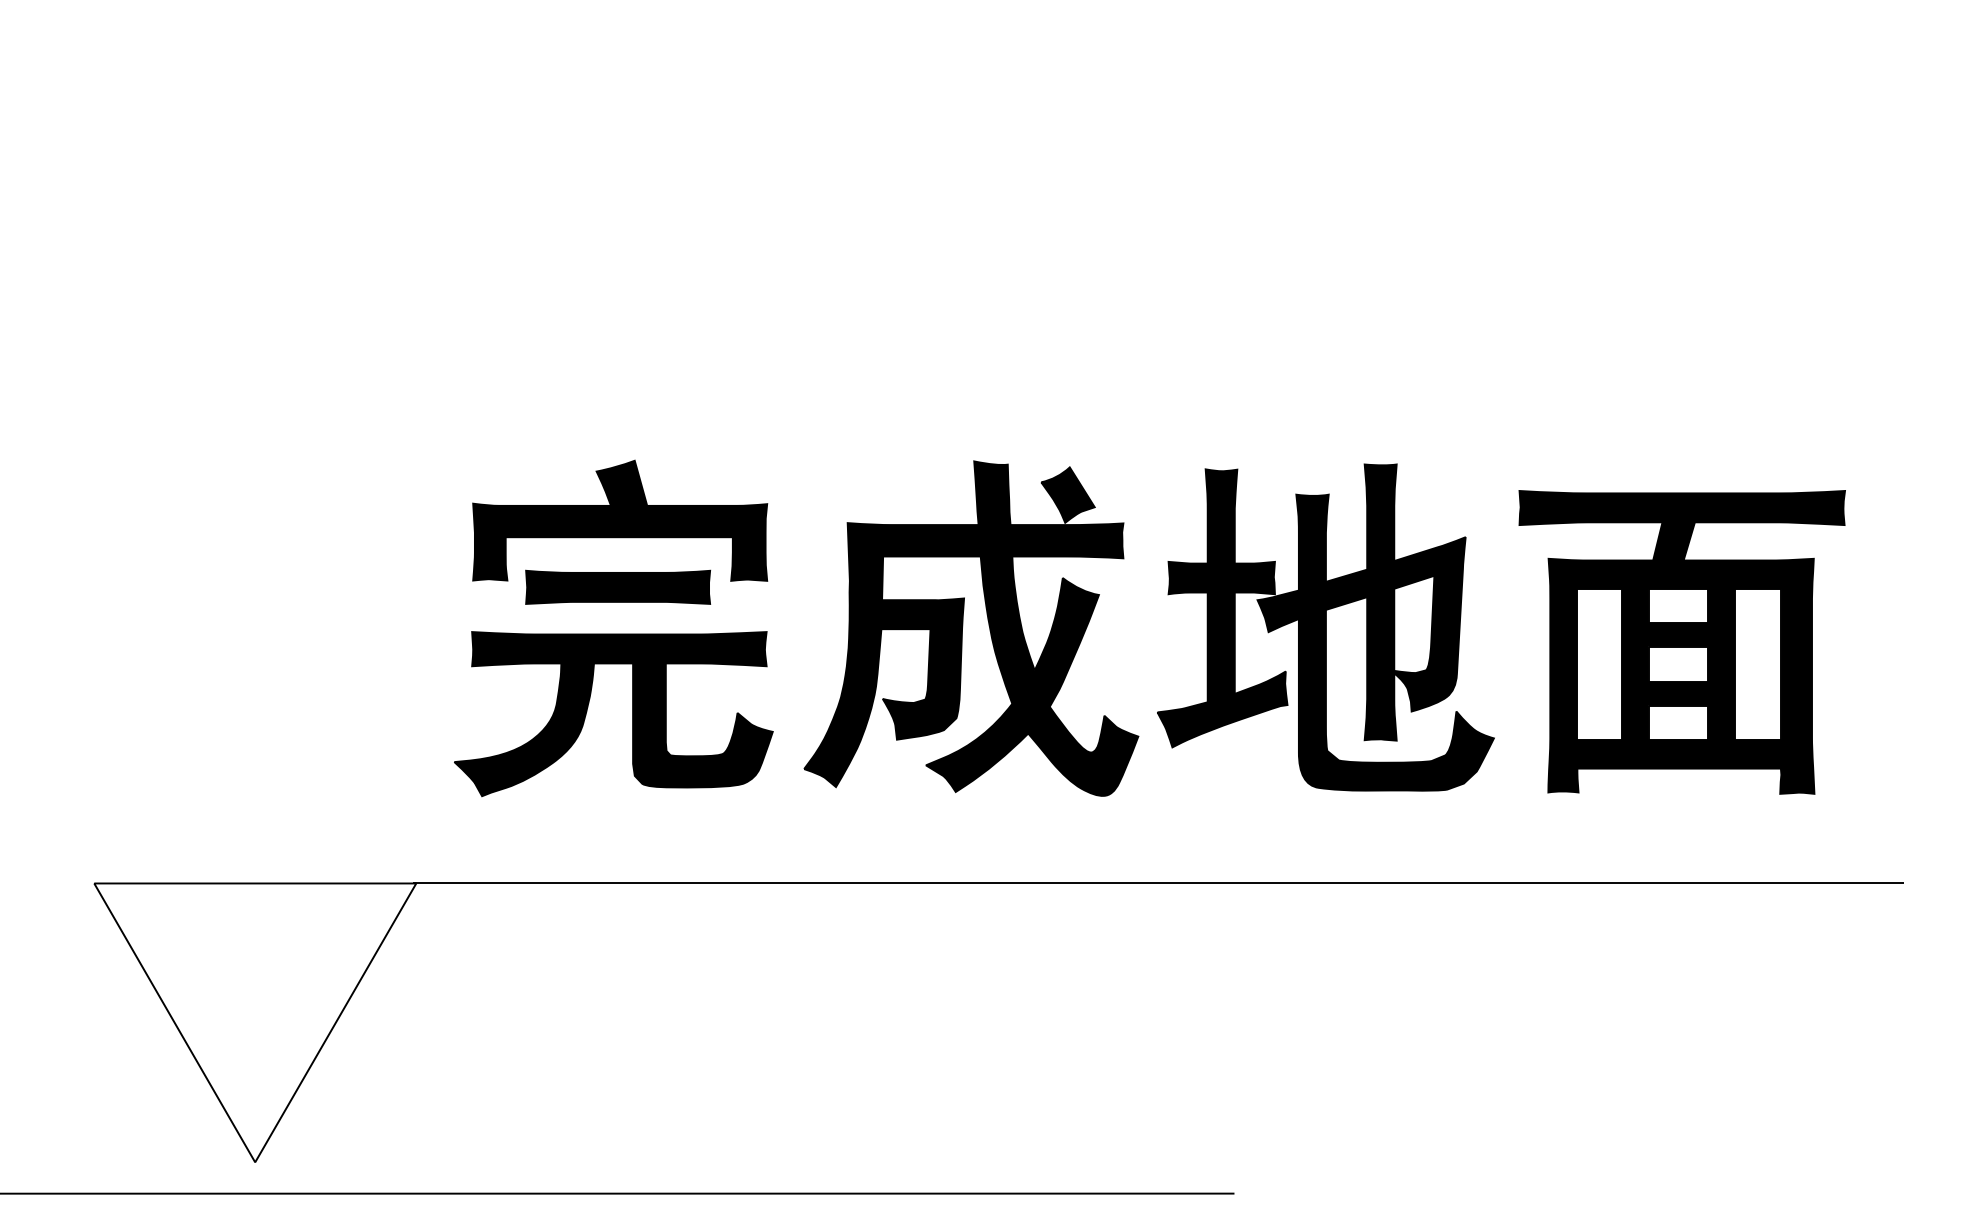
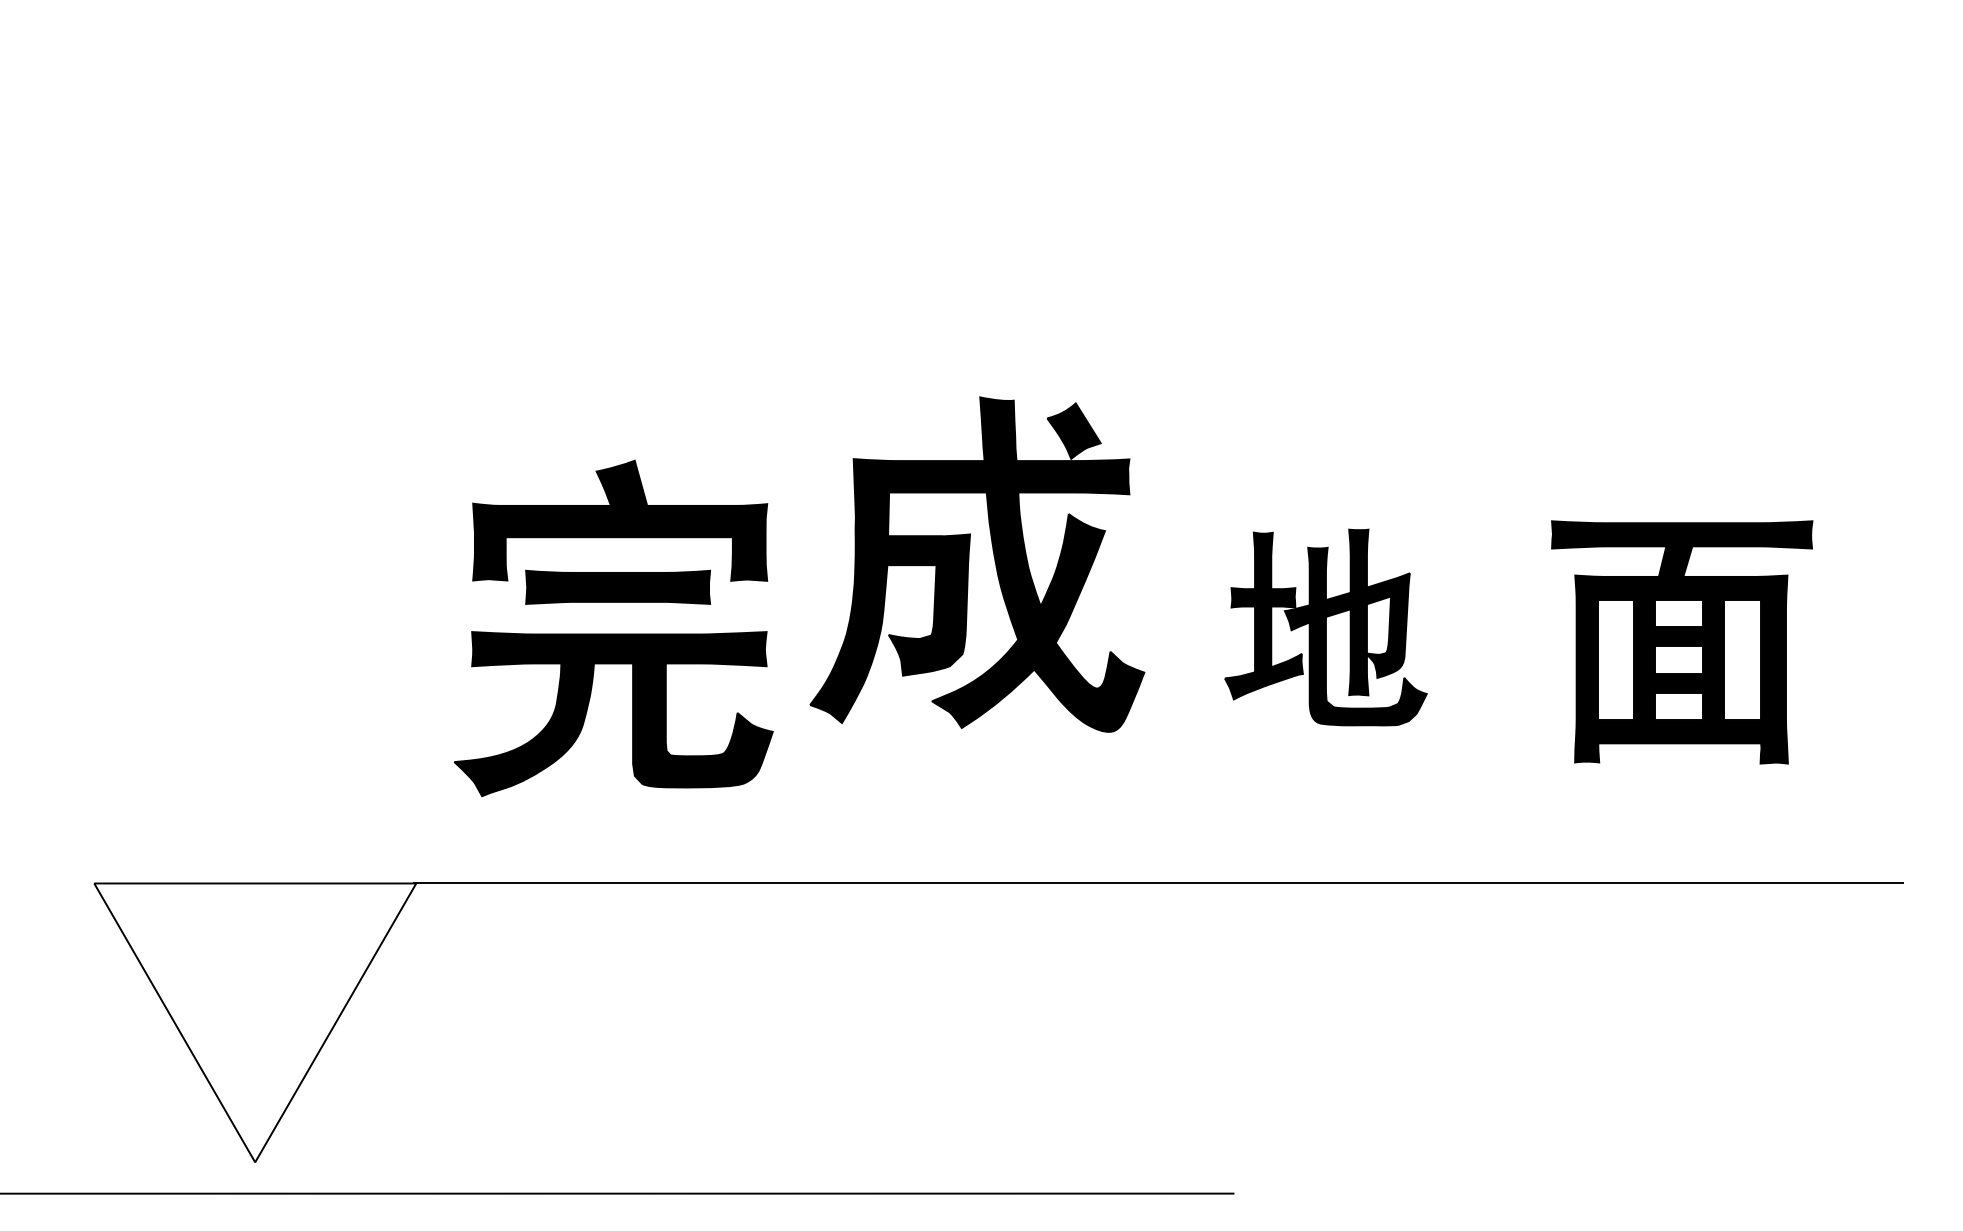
part position: (963, 626) -> (969, 562) (969, 562)
part size: 338x329 px -> 204x199 px (1325, 627)
part size: 328x305 px -> 263x245 px (1682, 642)
